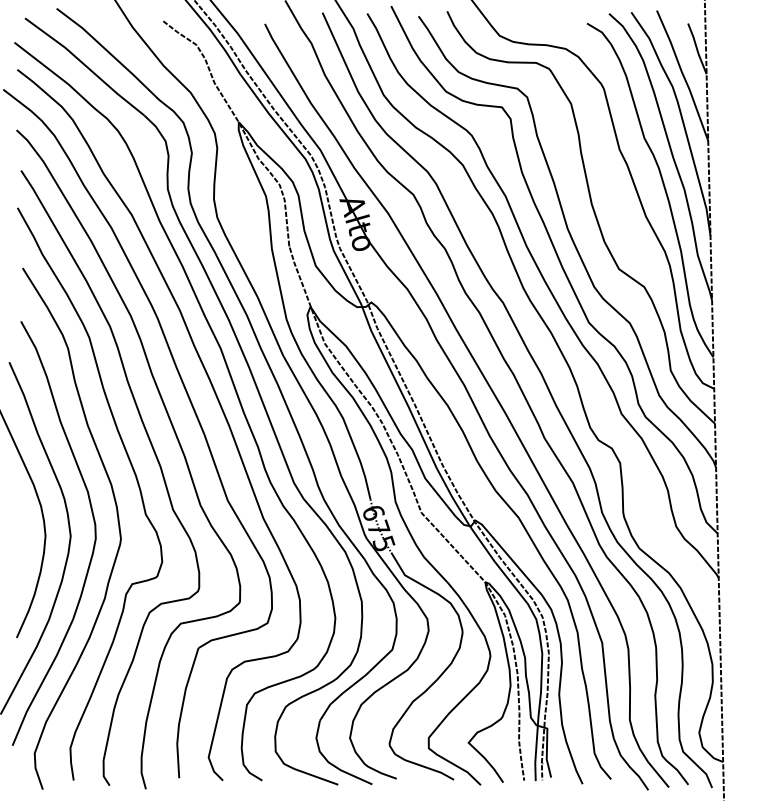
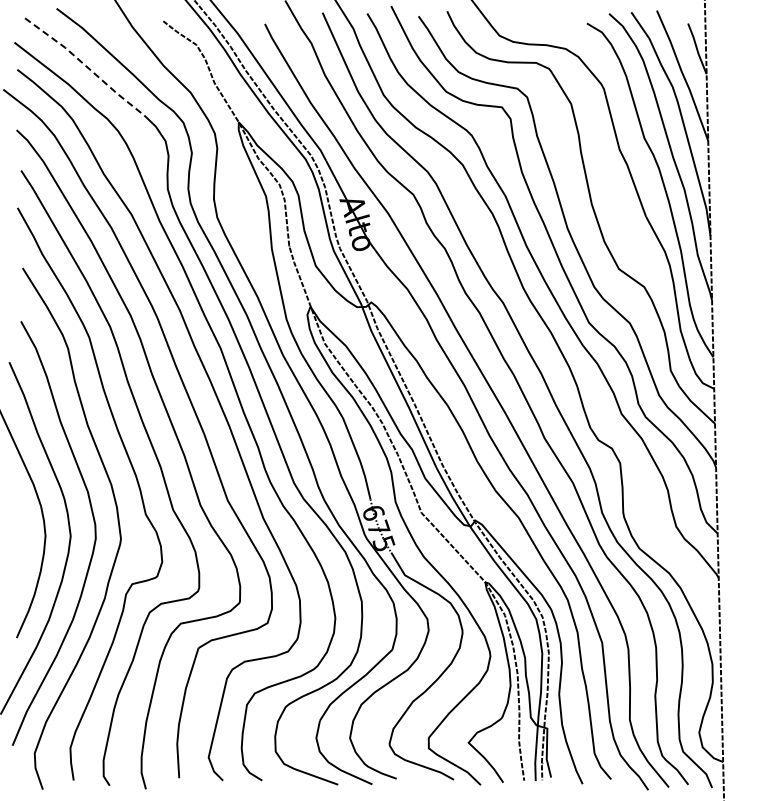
line: solid -> dashed (86, 66)
